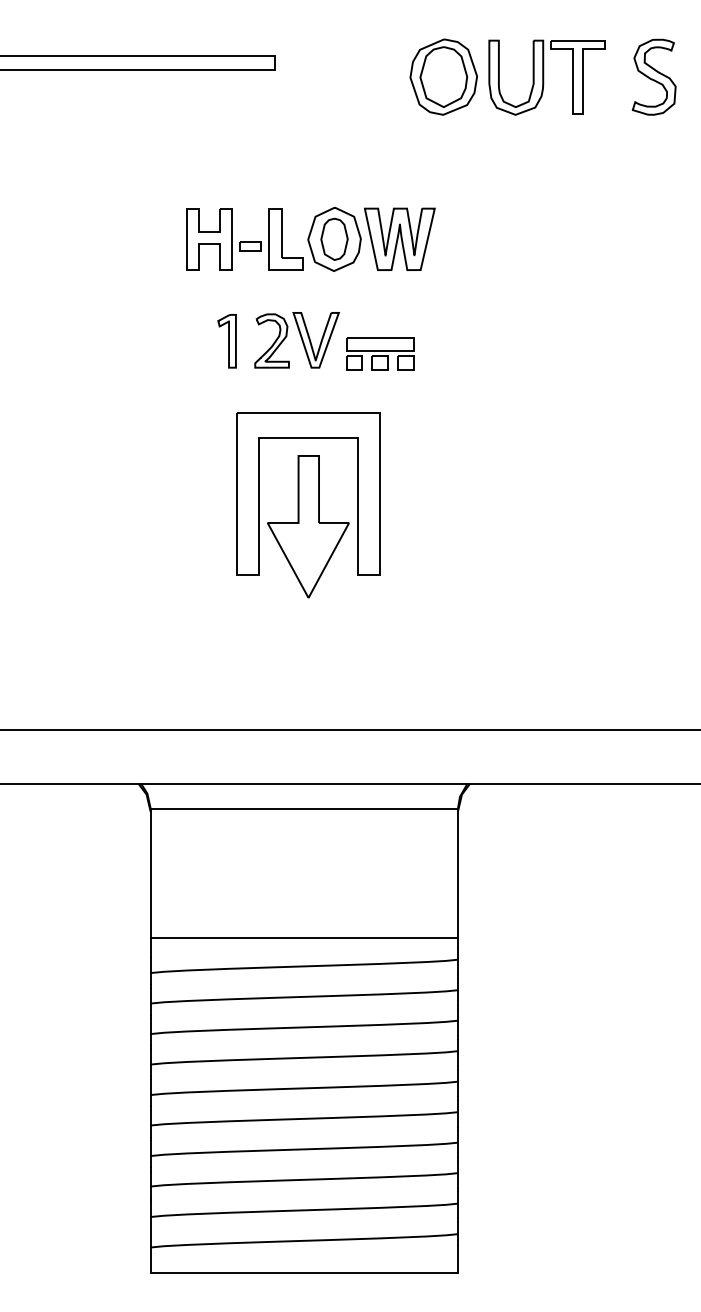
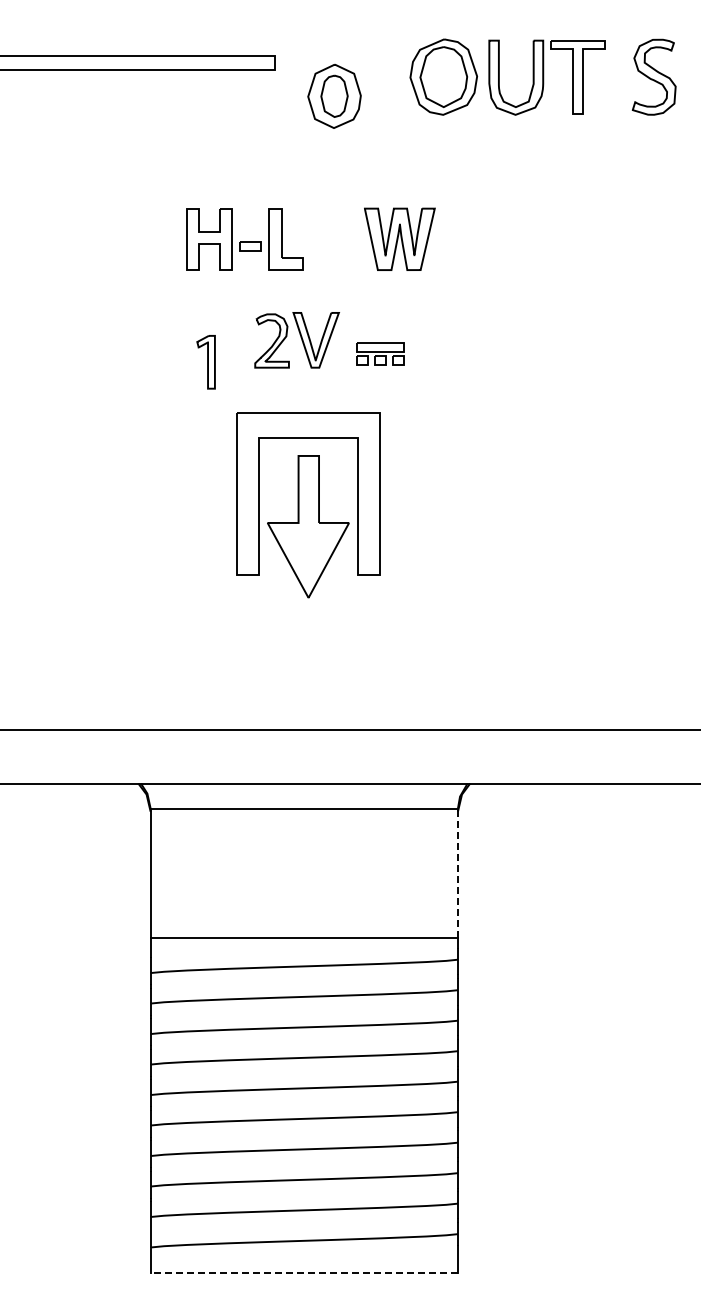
part position: (334, 239) -> (334, 96) (334, 96)
part position: (226, 341) -> (205, 362) (205, 362)
part size: 69x34 px -> 49x24 px (380, 353)
line: solid -> dashed (457, 873)
line: solid -> dashed (304, 1272)
